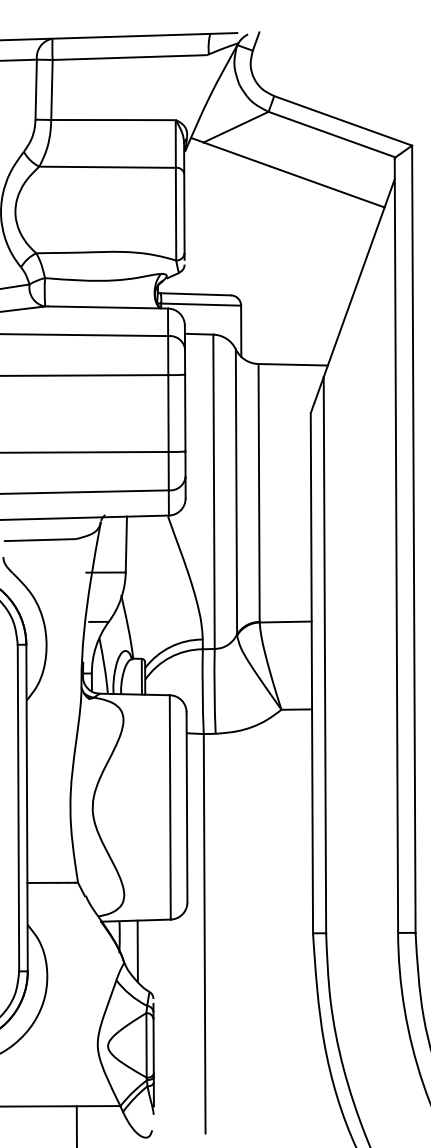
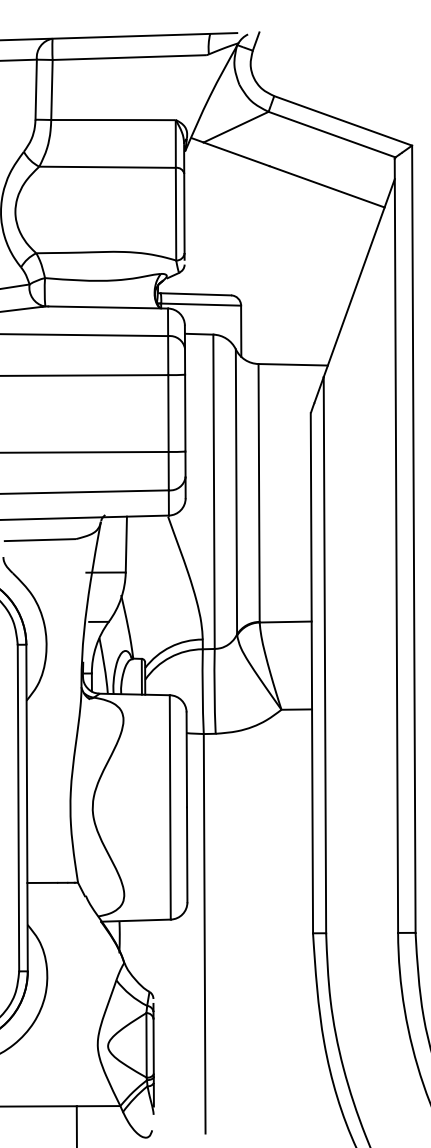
line: present -> none (137, 951)
